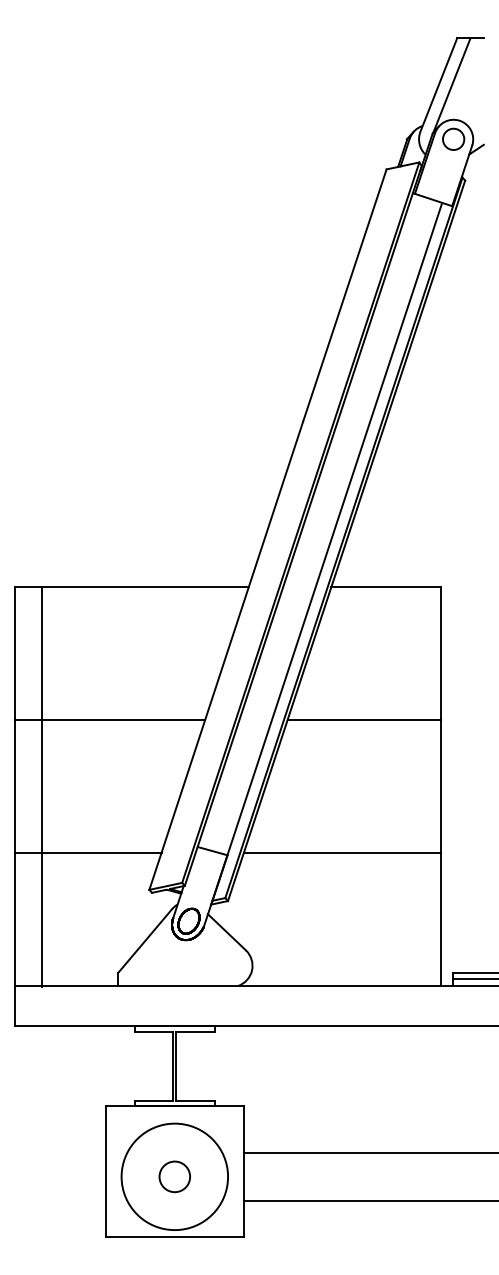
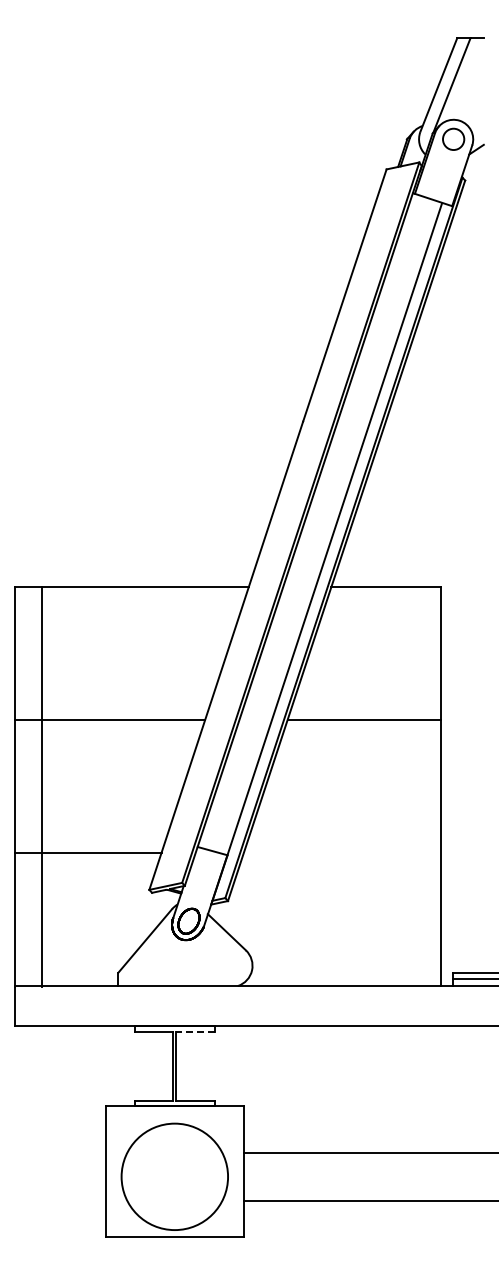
line: present -> none (342, 852)
line: solid -> dashed (195, 1031)
circle: present -> none (174, 1176)
